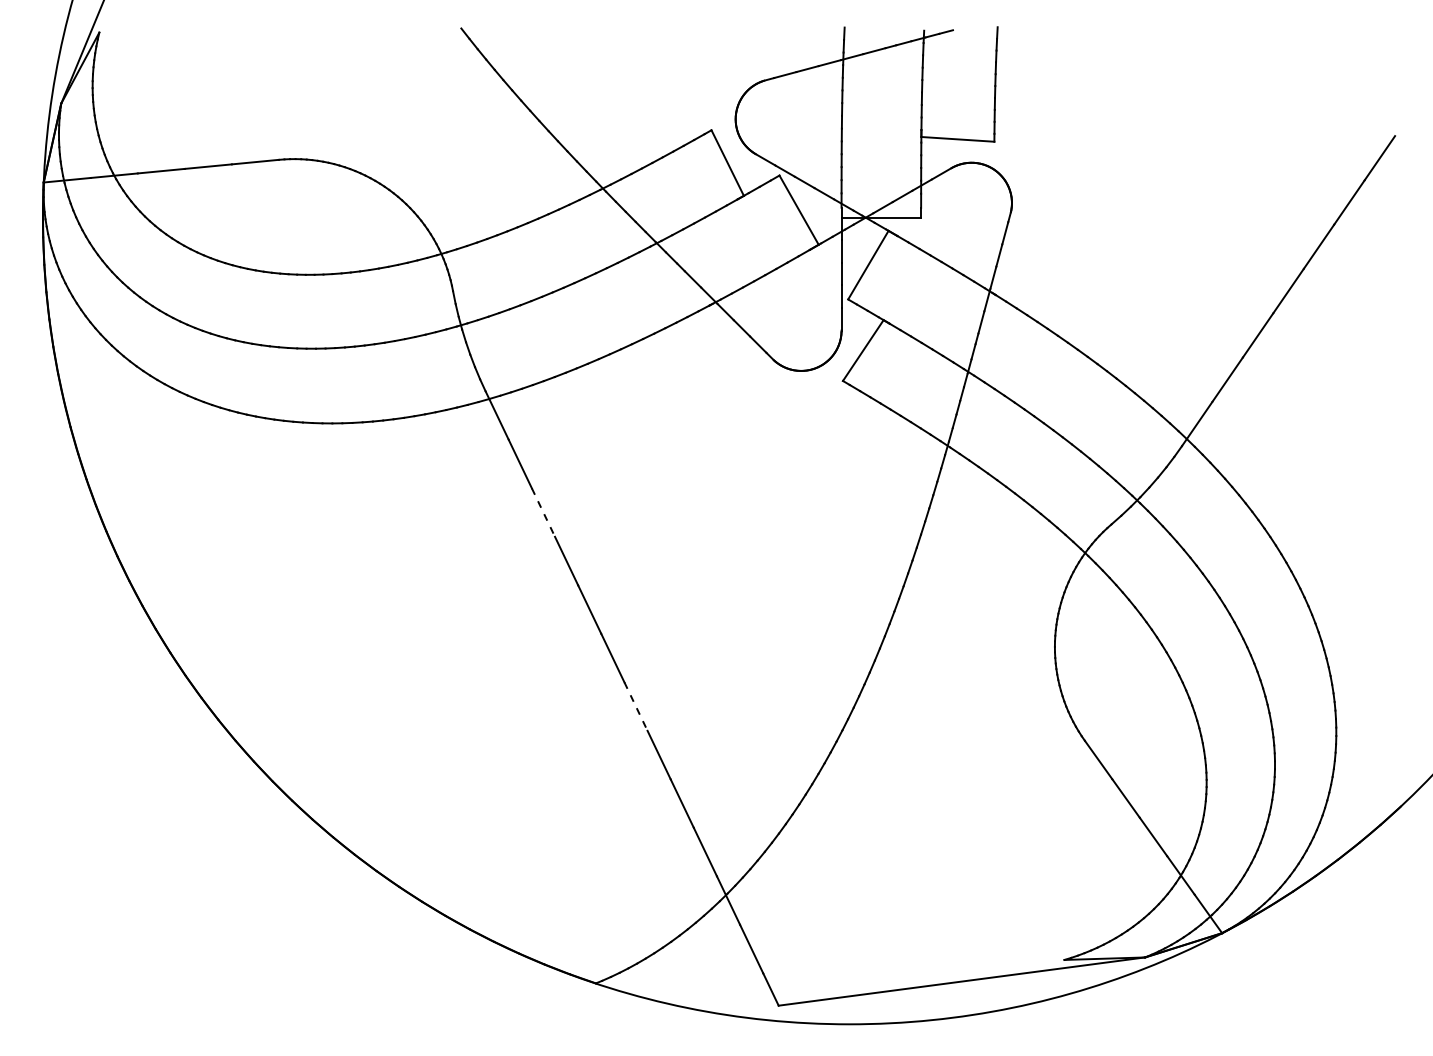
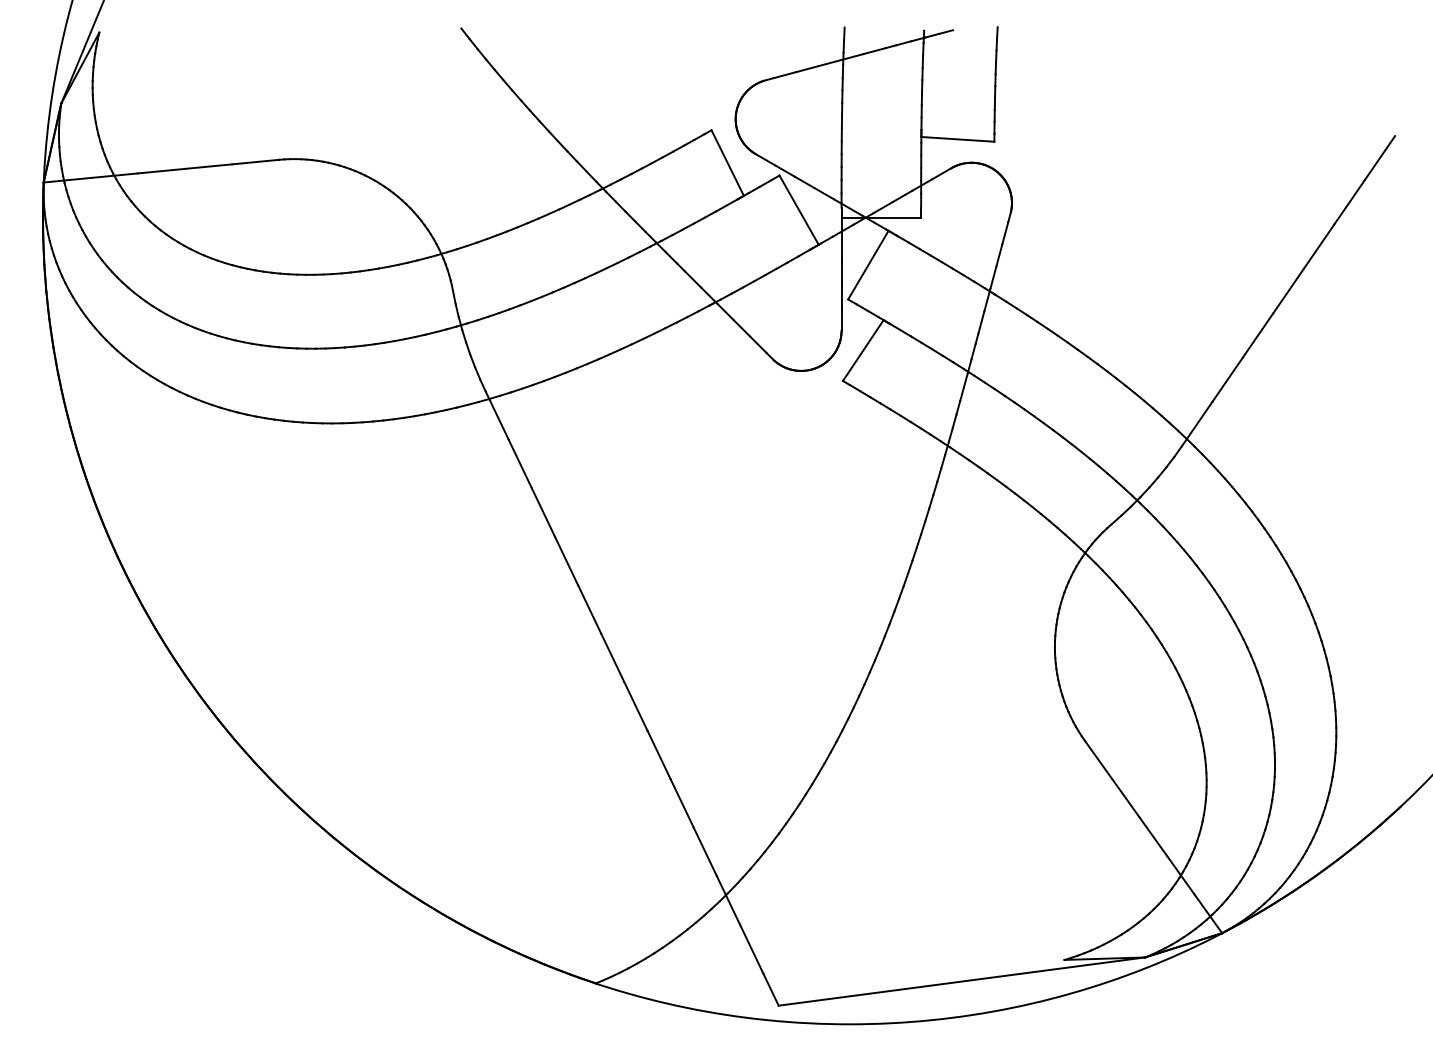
line: dashed -> solid (543, 512)
line: dashed -> solid (635, 706)
